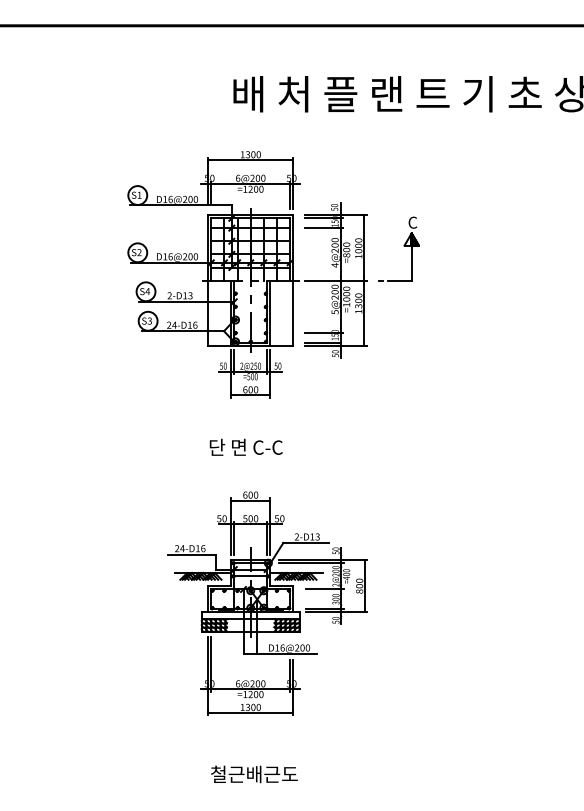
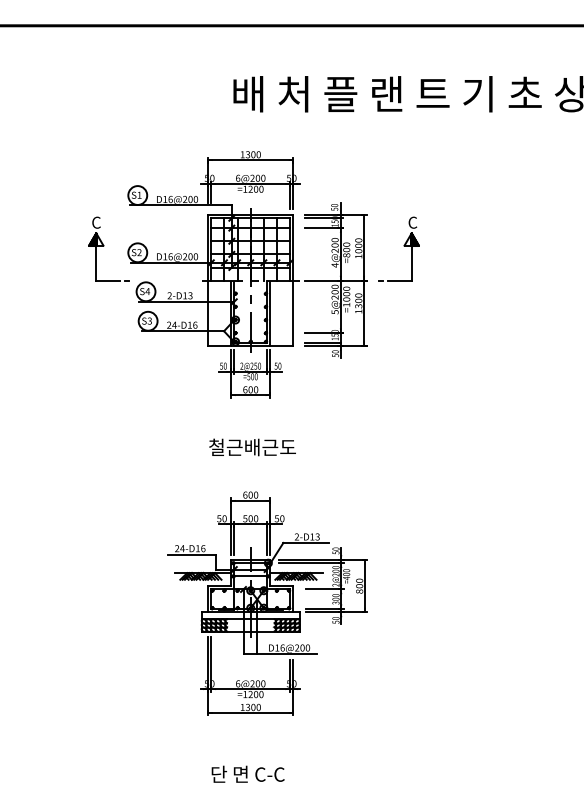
part: none -> present (108, 248)
text: 단 면 C-C -> 철근배근도 (252, 447)
text: 철근배근도 -> 단 면 C-C (254, 774)
